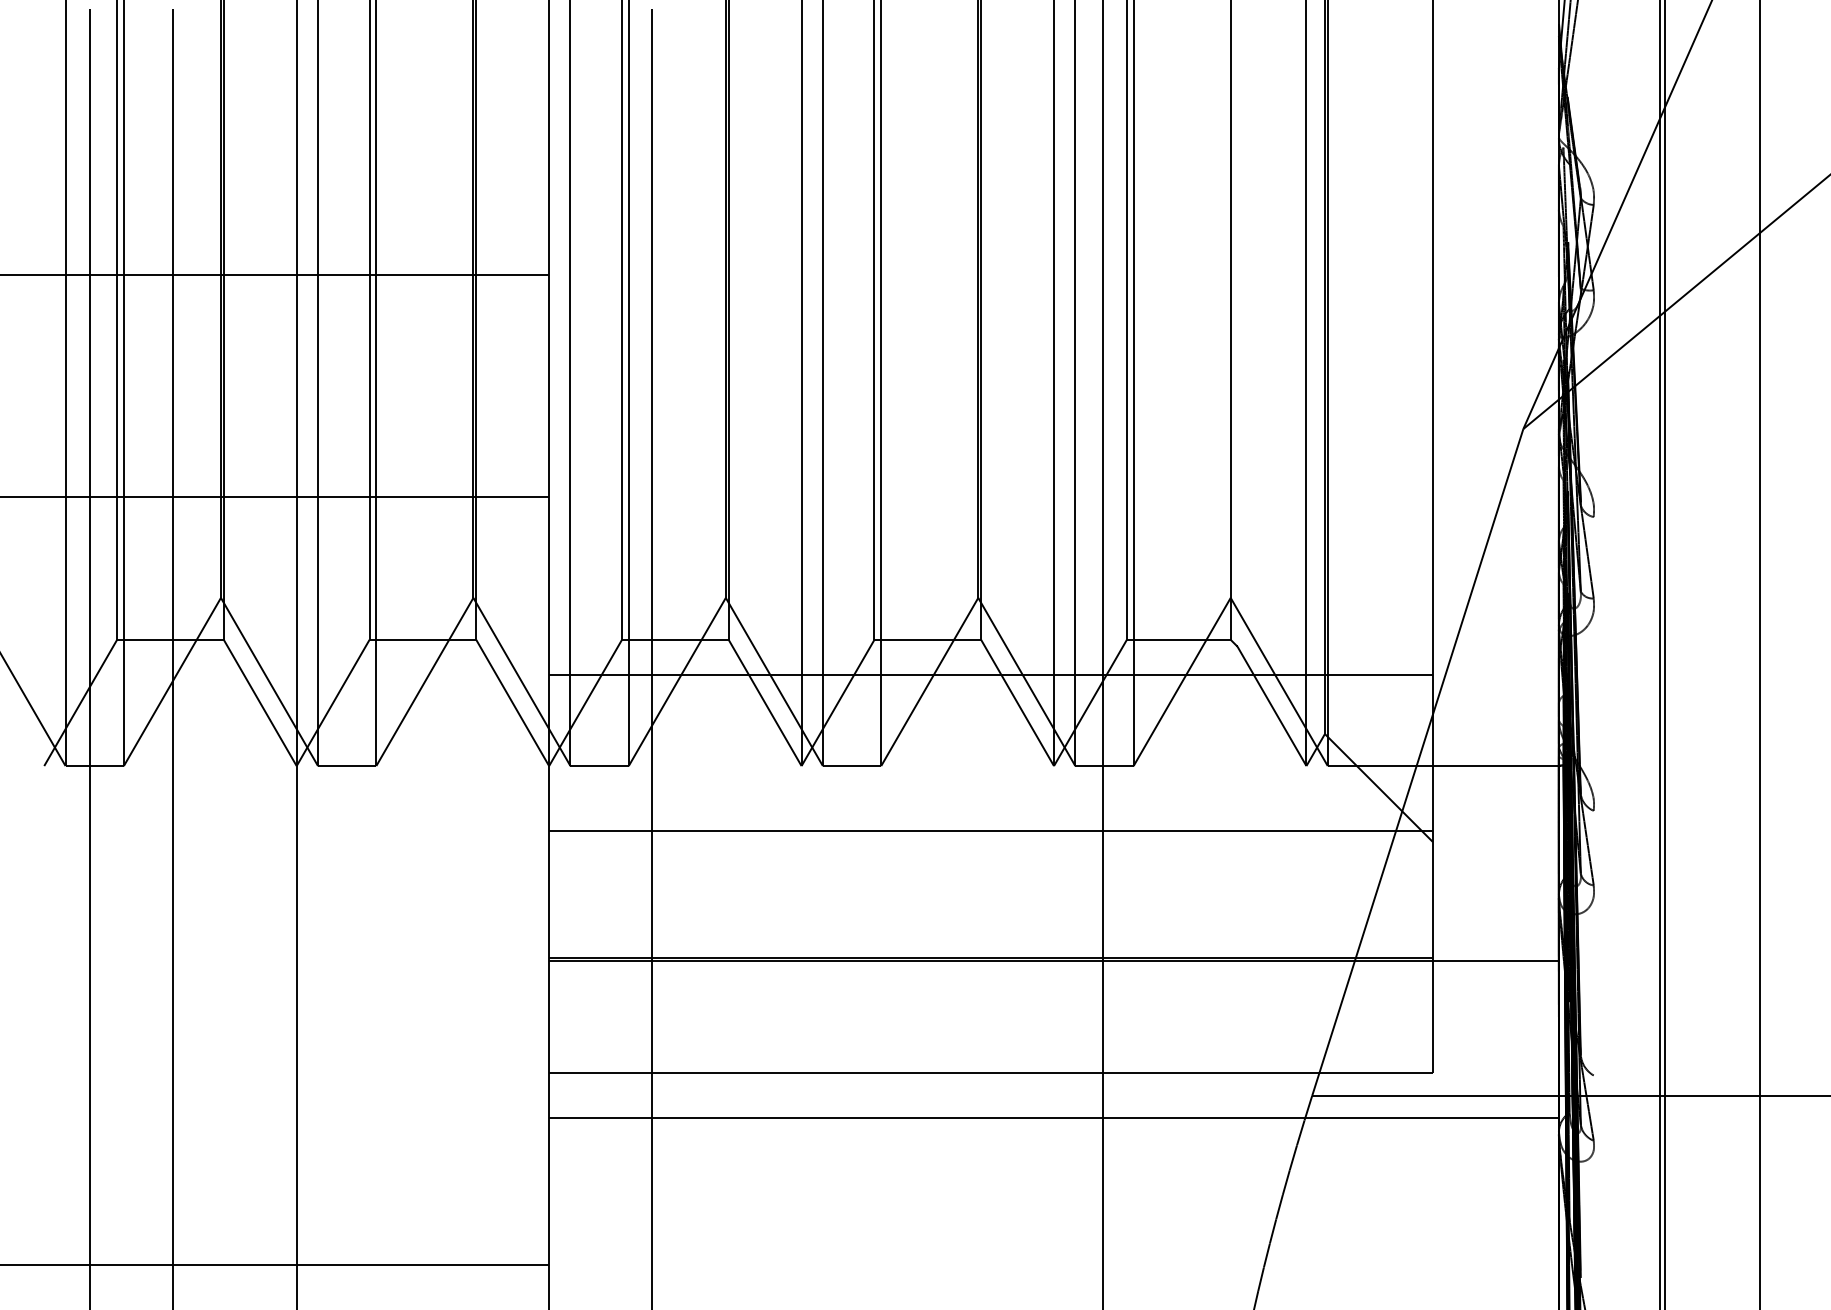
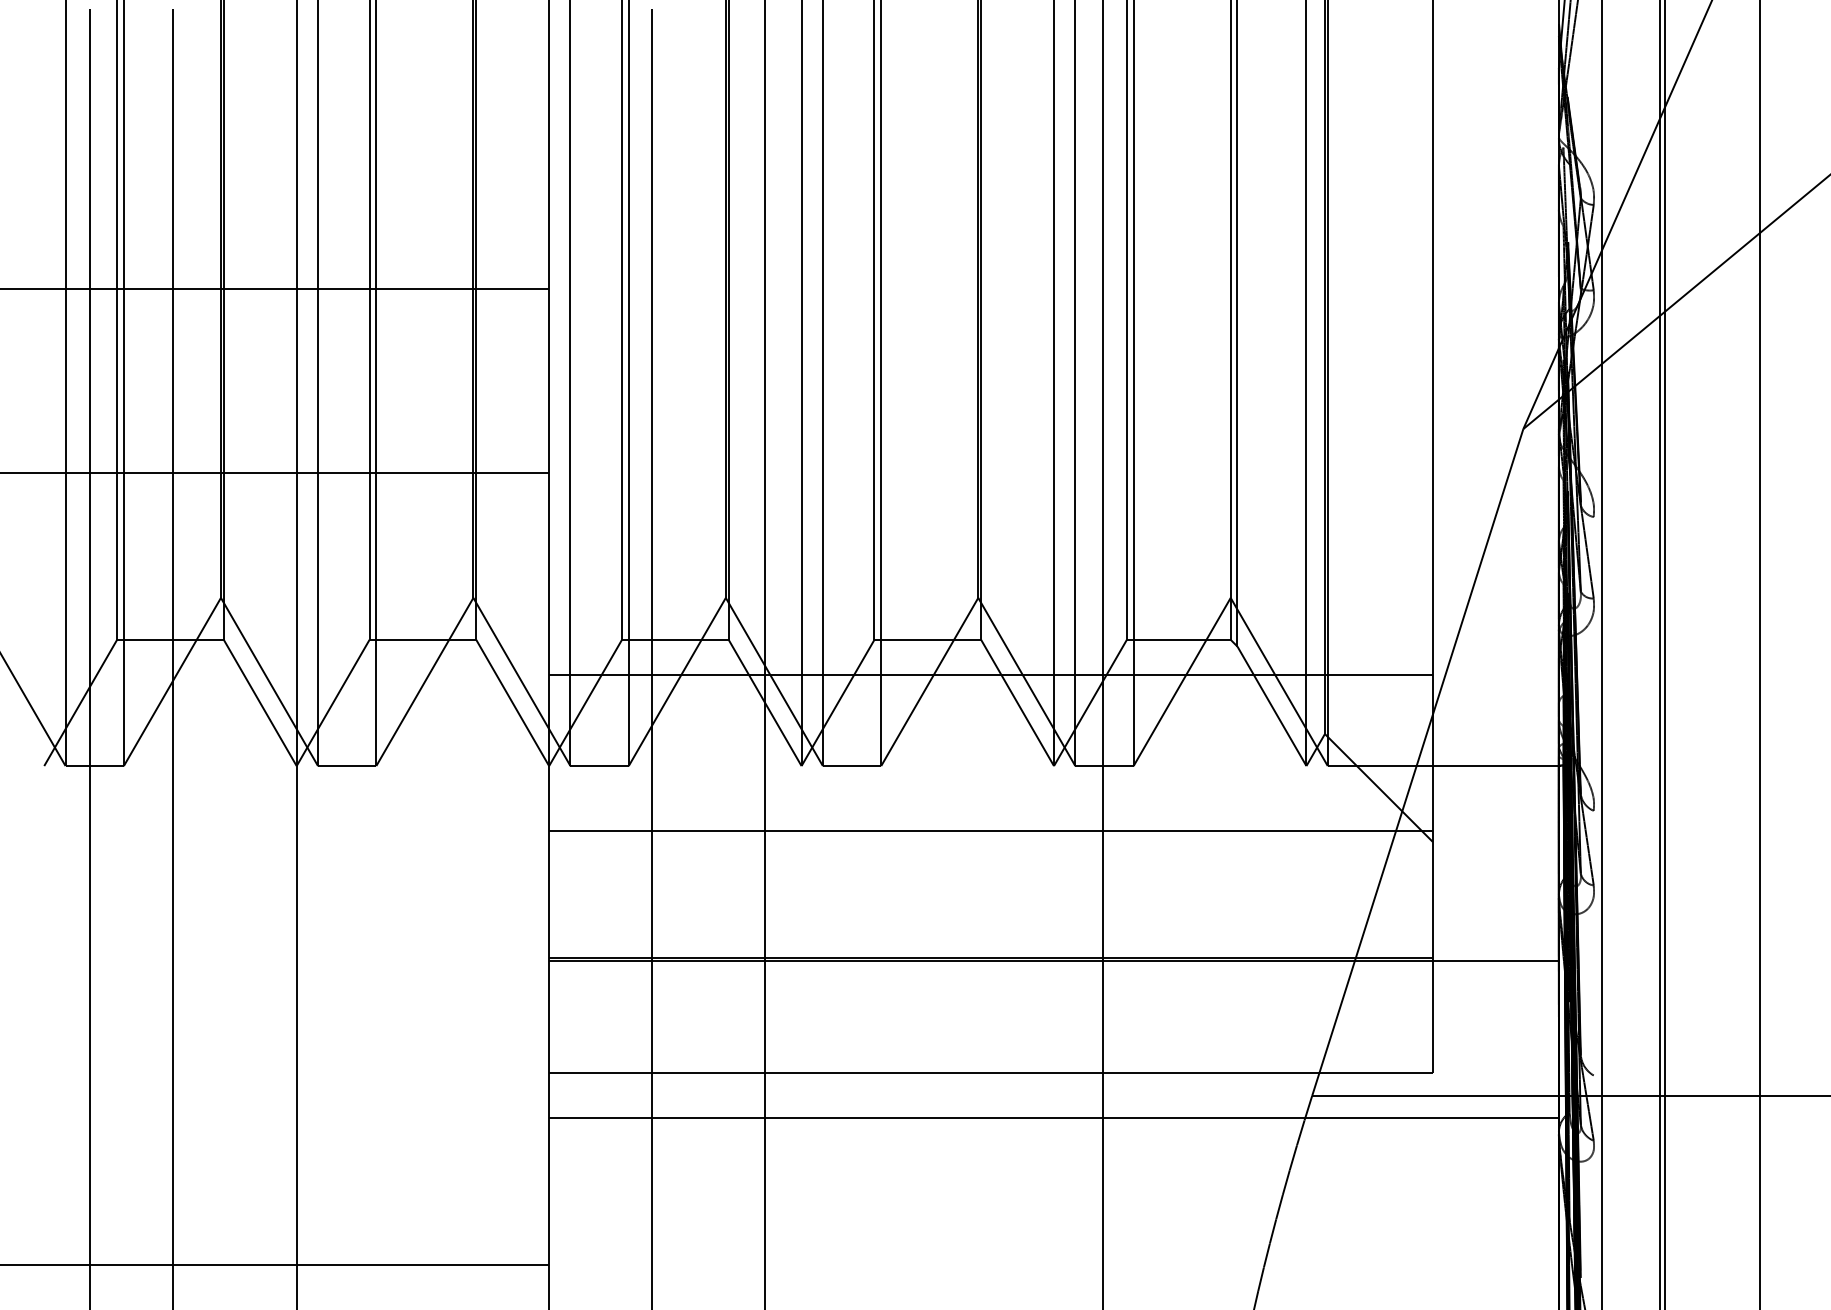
line position: (275, 274) -> (275, 288) (275, 288)
line: none -> present (1237, 323)
line position: (275, 497) -> (275, 473) (275, 473)
line: none -> present (765, 654)
line: none -> present (1602, 654)
